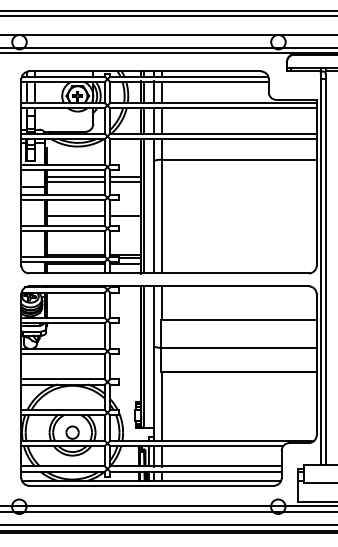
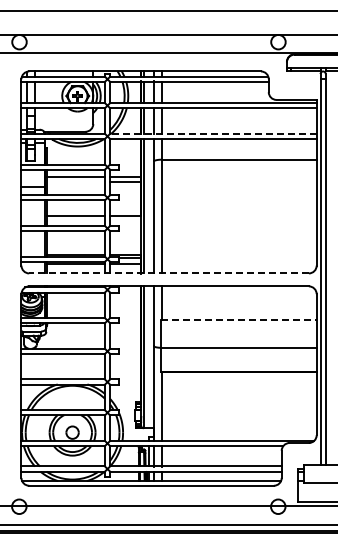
line: present -> none (168, 16)
line: present -> none (168, 48)
line: solid -> dashed (212, 133)
line: present -> none (75, 182)
line: solid -> dashed (169, 273)
line: solid -> dashed (239, 320)
line: present -> none (168, 511)
